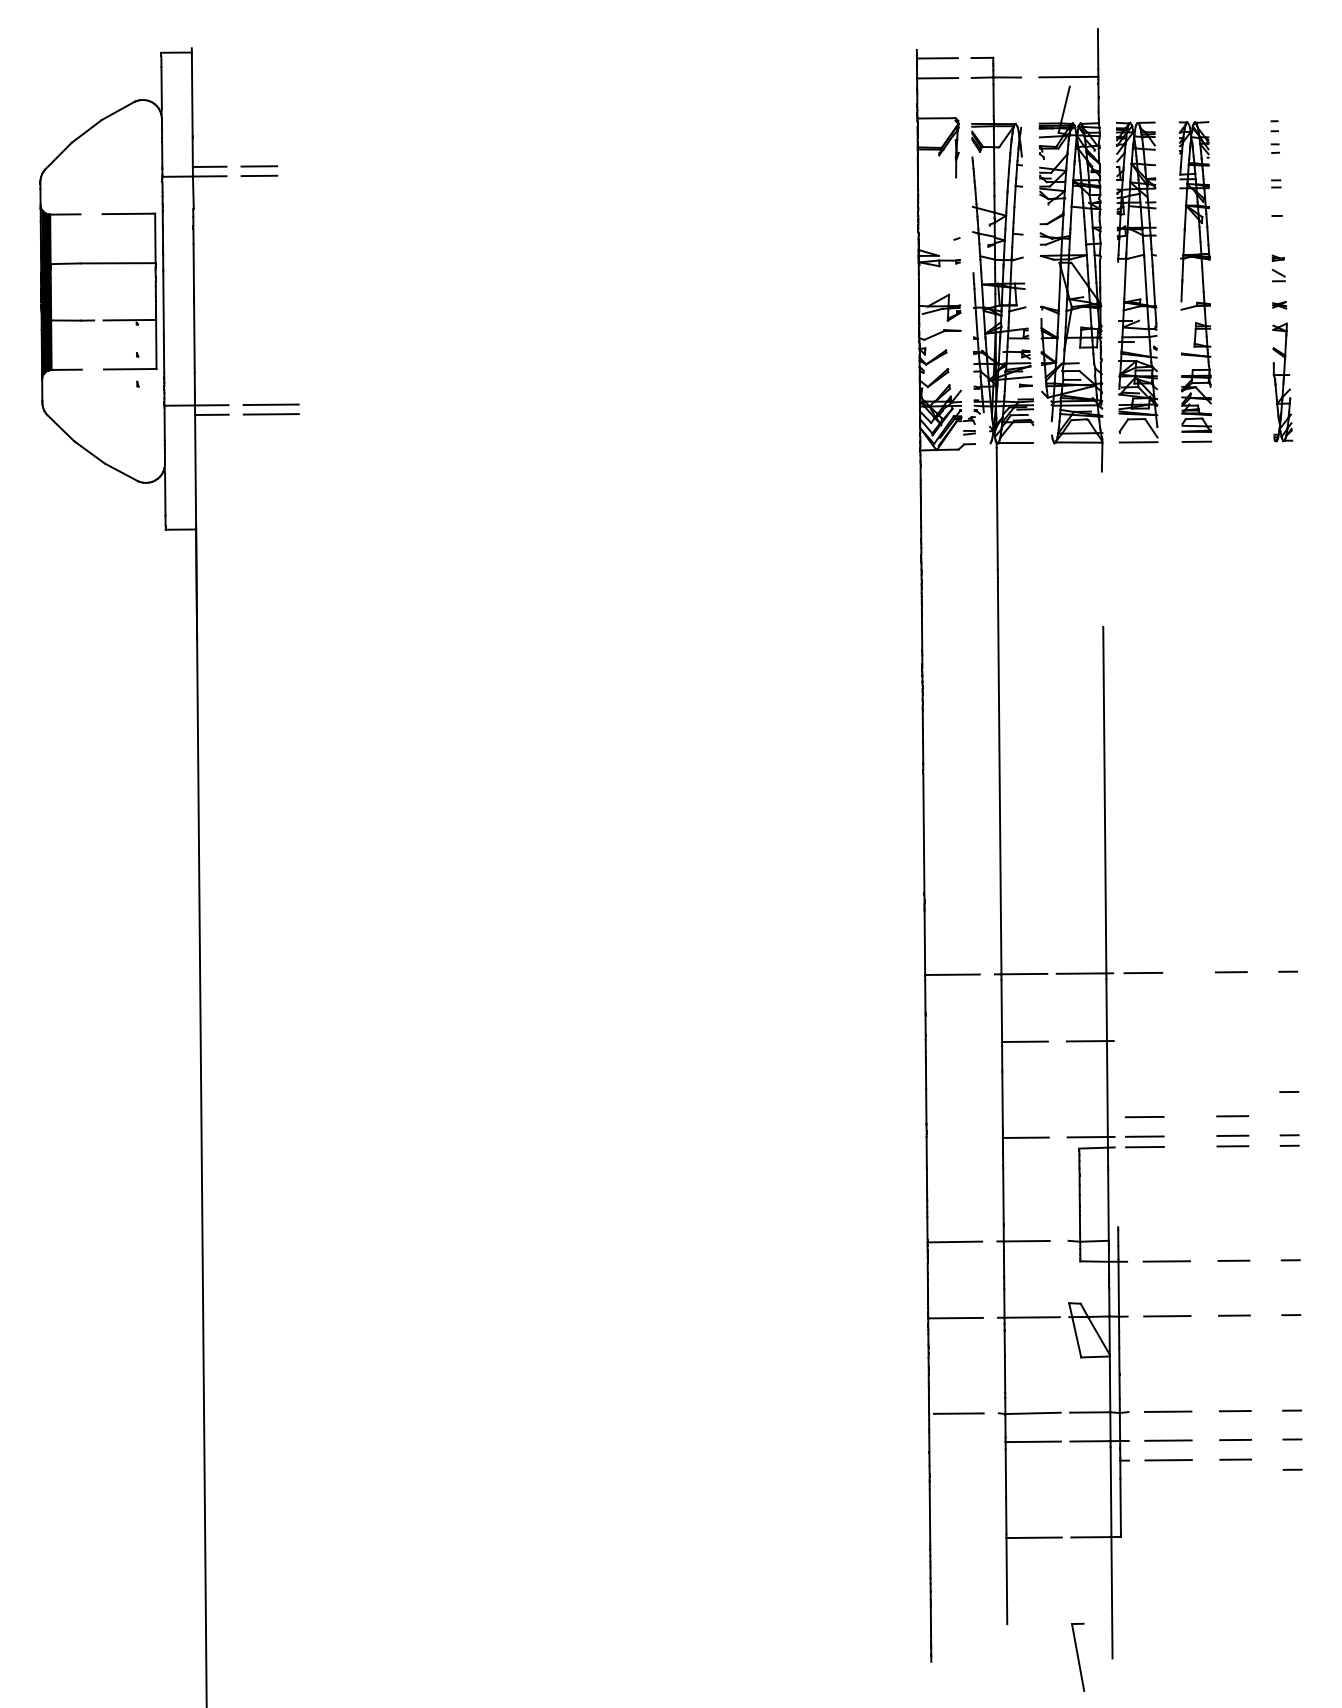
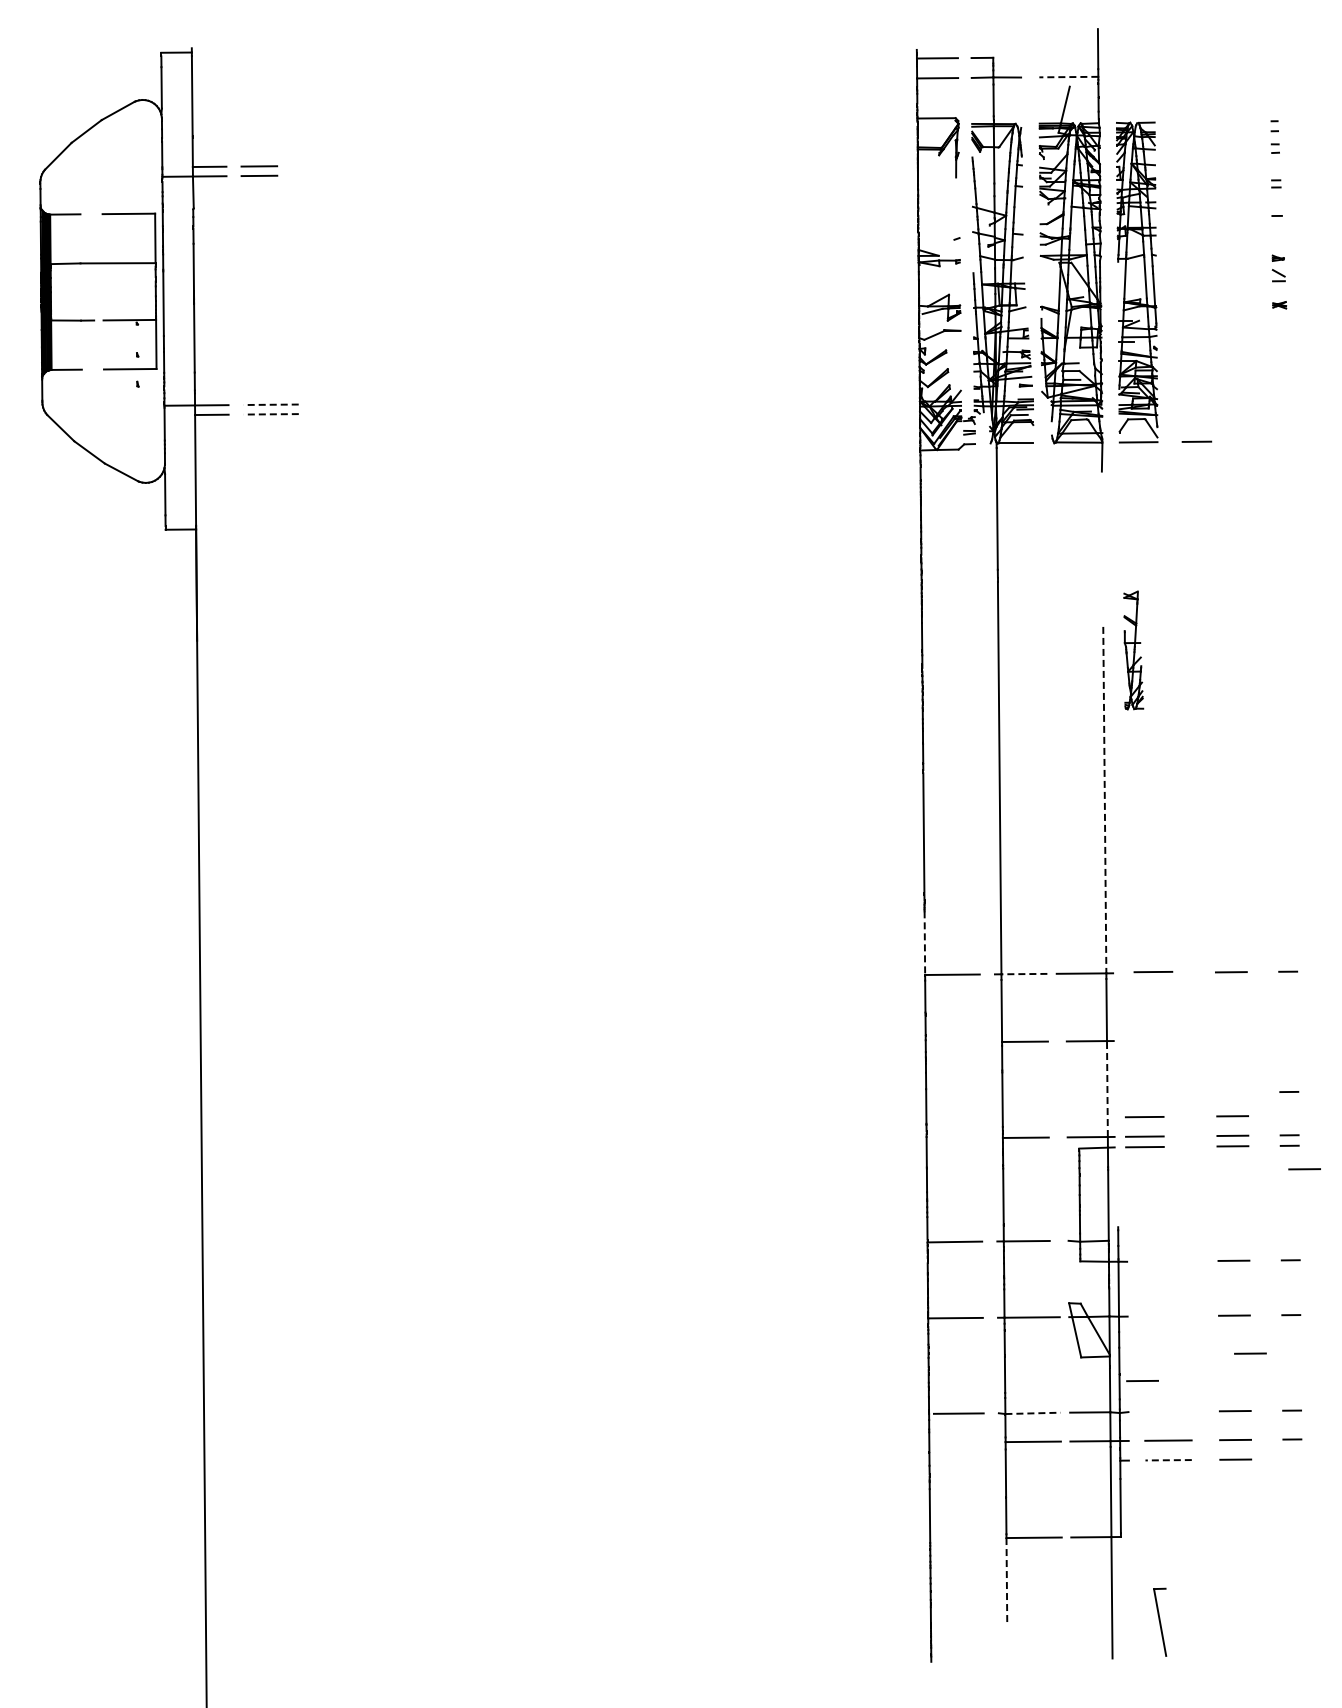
line: solid -> dashed (1068, 77)
part: present -> none (1201, 276)
part position: (1282, 382) -> (1133, 650) (1133, 650)
line: solid -> dashed (271, 404)
line: solid -> dashed (271, 414)
line: solid -> dashed (1104, 800)
line: solid -> dashed (924, 943)
line position: (1143, 973) -> (1153, 972) (1153, 972)
line: solid -> dashed (1024, 974)
line: solid -> dashed (1107, 1089)
line: none -> present (1304, 1169)
line: present -> none (1166, 1261)
line: present -> none (1167, 1316)
line: none -> present (1250, 1353)
line: none -> present (1142, 1381)
line: present -> none (1168, 1411)
line: solid -> dashed (1033, 1413)
line: solid -> dashed (1168, 1460)
line: present -> none (1292, 1469)
line: solid -> dashed (1006, 1581)
part position: (1078, 1656) -> (1160, 1621) (1160, 1621)
